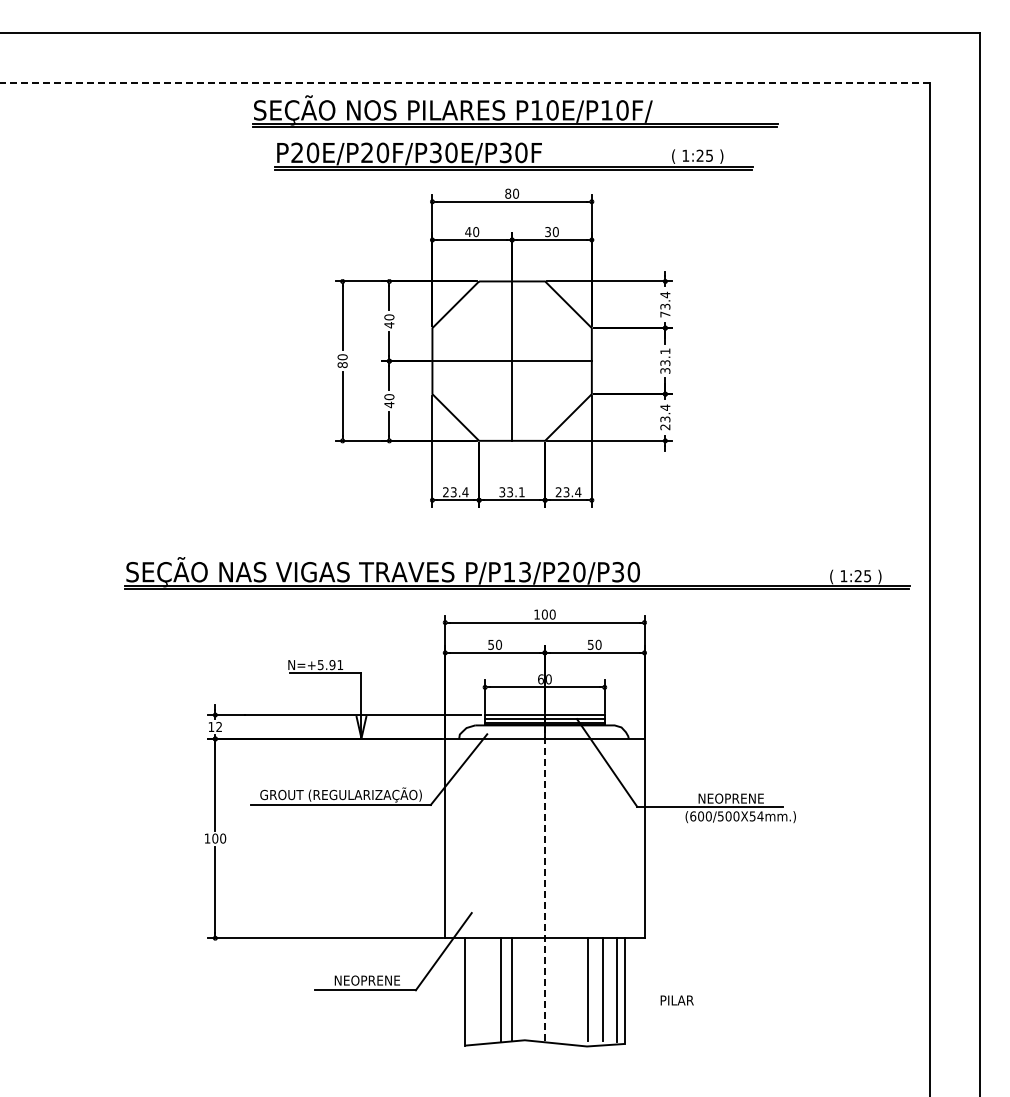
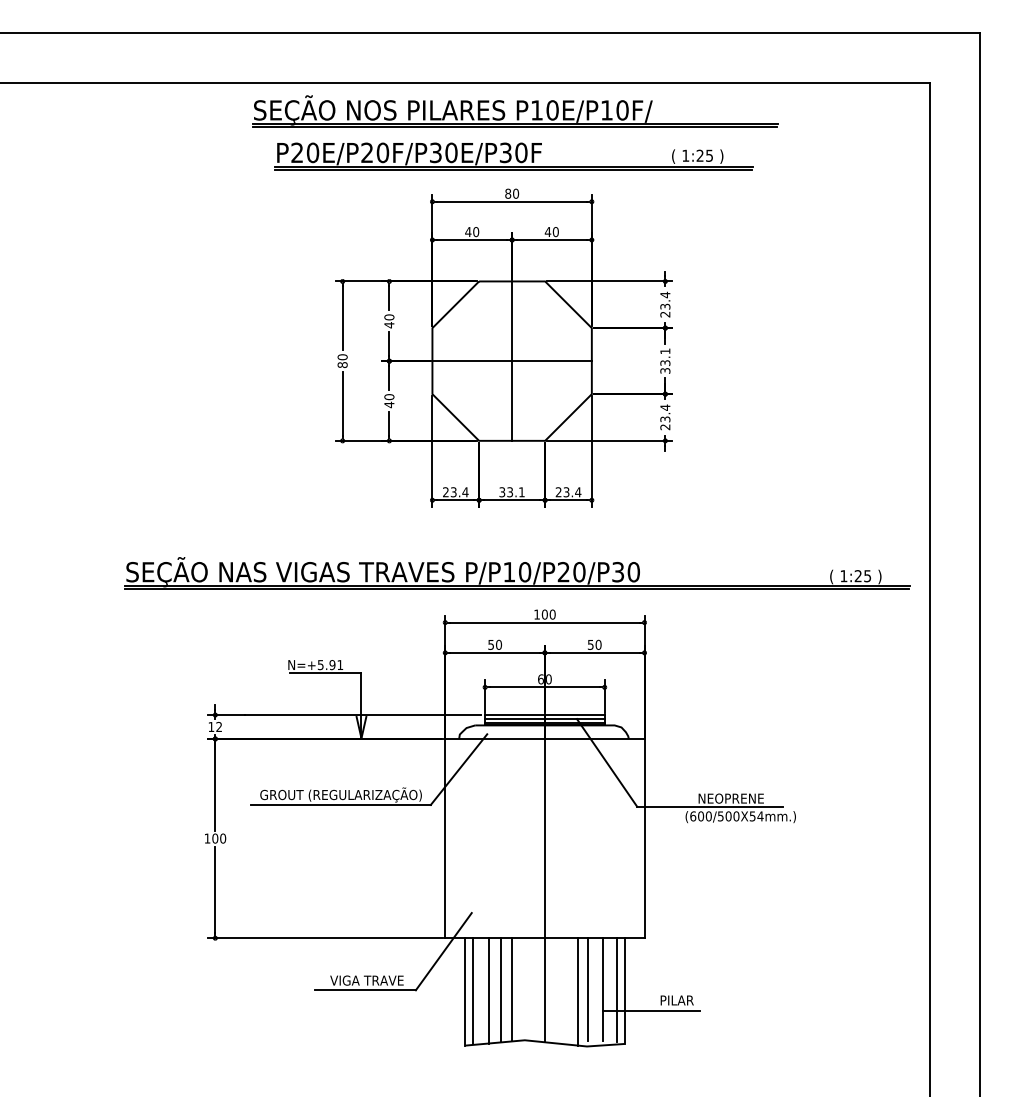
line: dashed -> solid (464, 82)
text: 30 -> 40 (547, 232)
text: 73.4 -> 23.4 (665, 314)
text: P/P13/P20/P30 -> P/P10/P20/P30 (525, 572)
line: dashed -> solid (544, 878)
text: NEOPRENE -> VIGA TRAVE (366, 980)
line: none -> present (488, 990)
line: none -> present (472, 991)
line: none -> present (577, 991)
line: none -> present (651, 1010)
